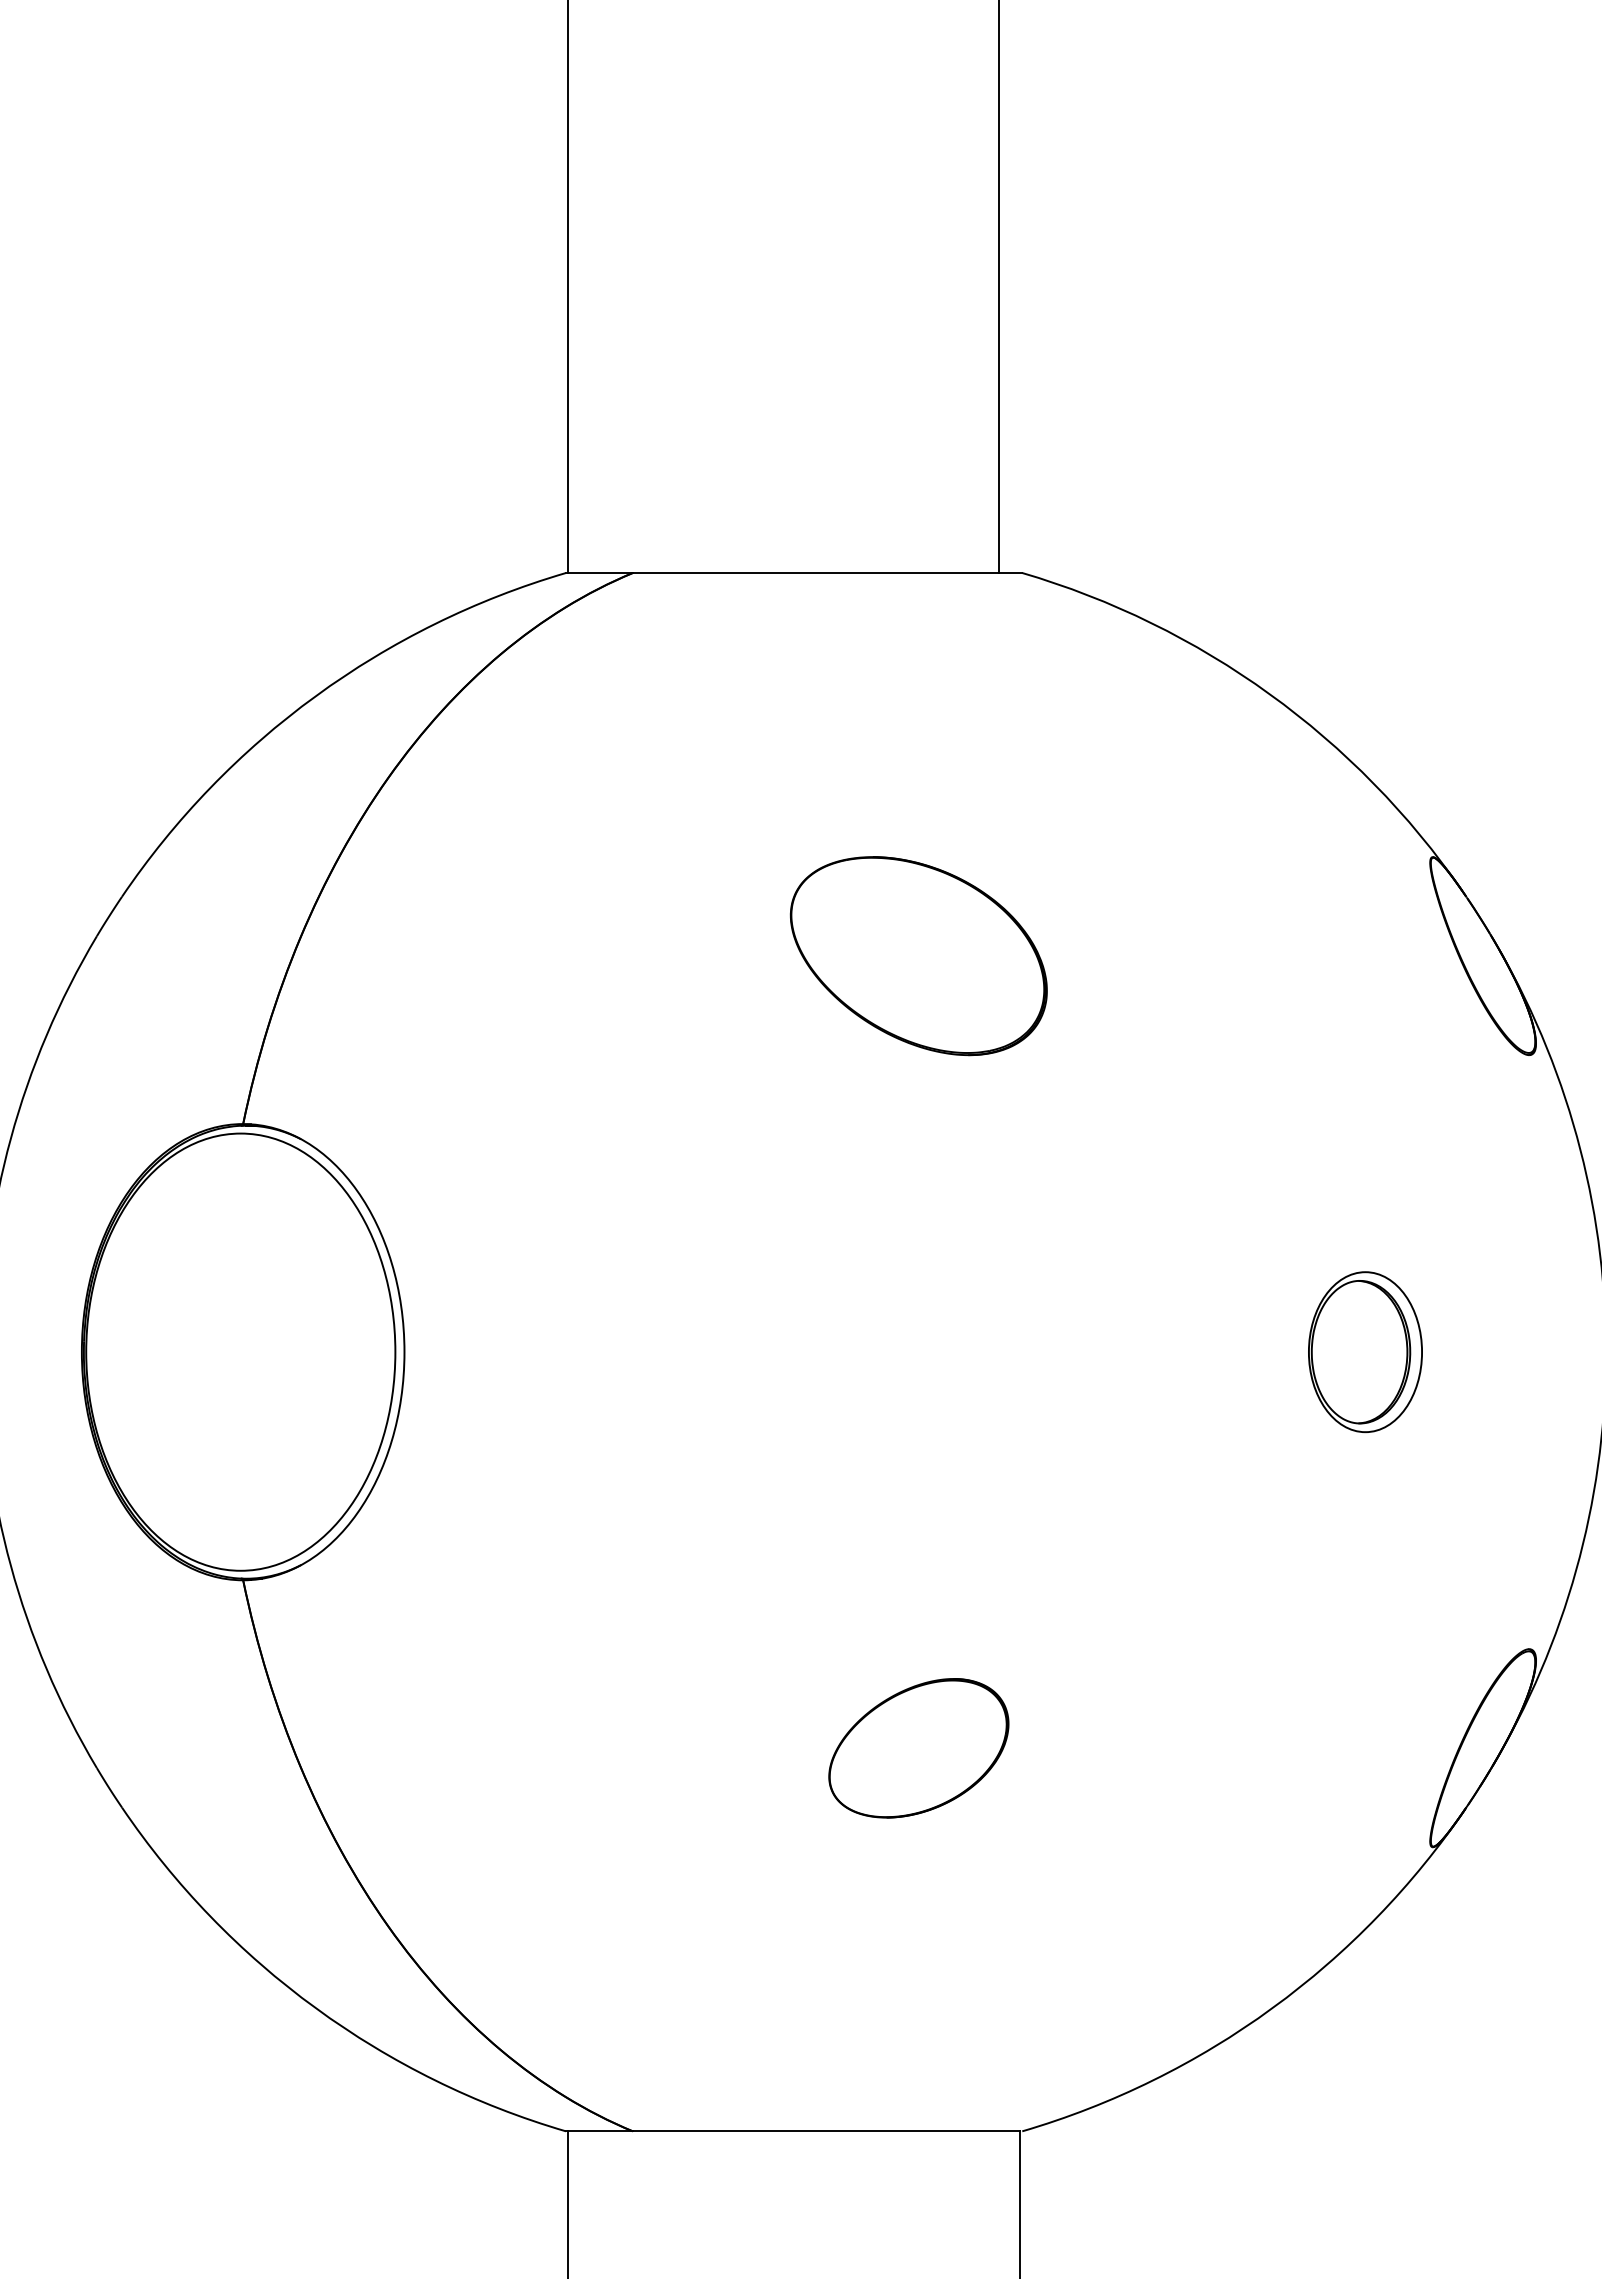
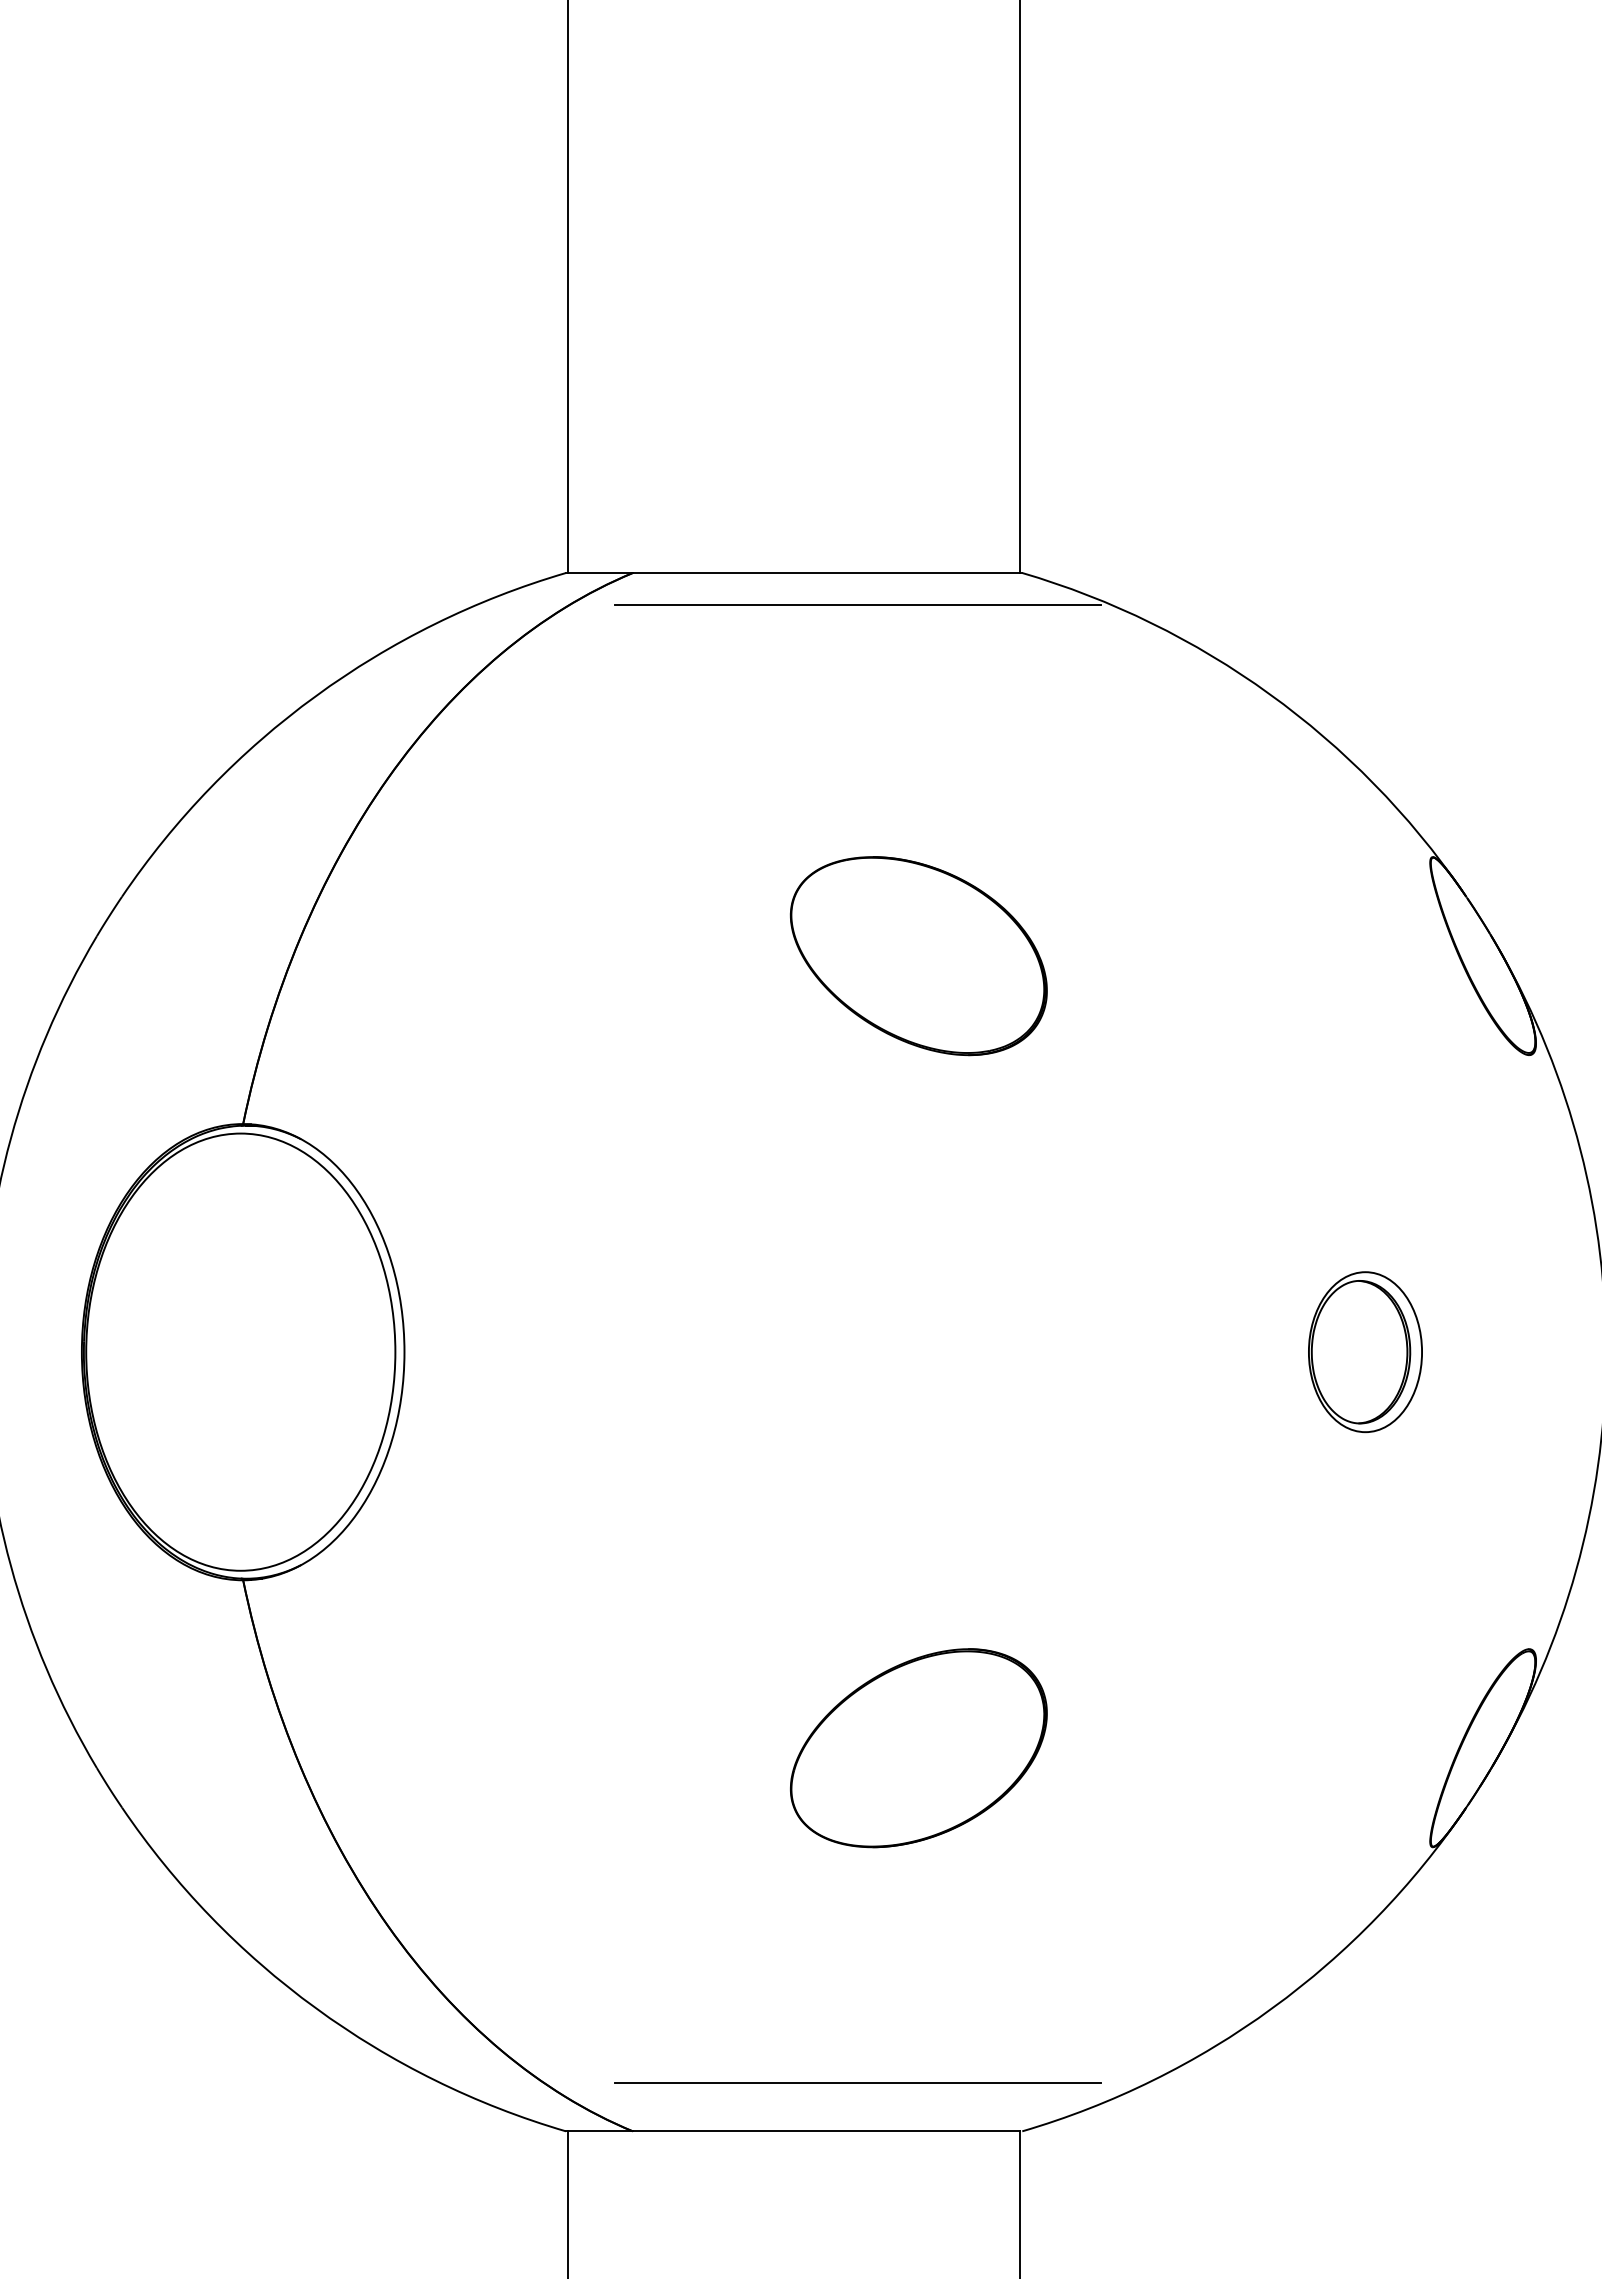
line position: (998, 287) -> (1019, 287) (1019, 287)
line: none -> present (857, 605)
part size: 182x141 px -> 258x201 px (918, 1748)
line: none -> present (857, 2082)
